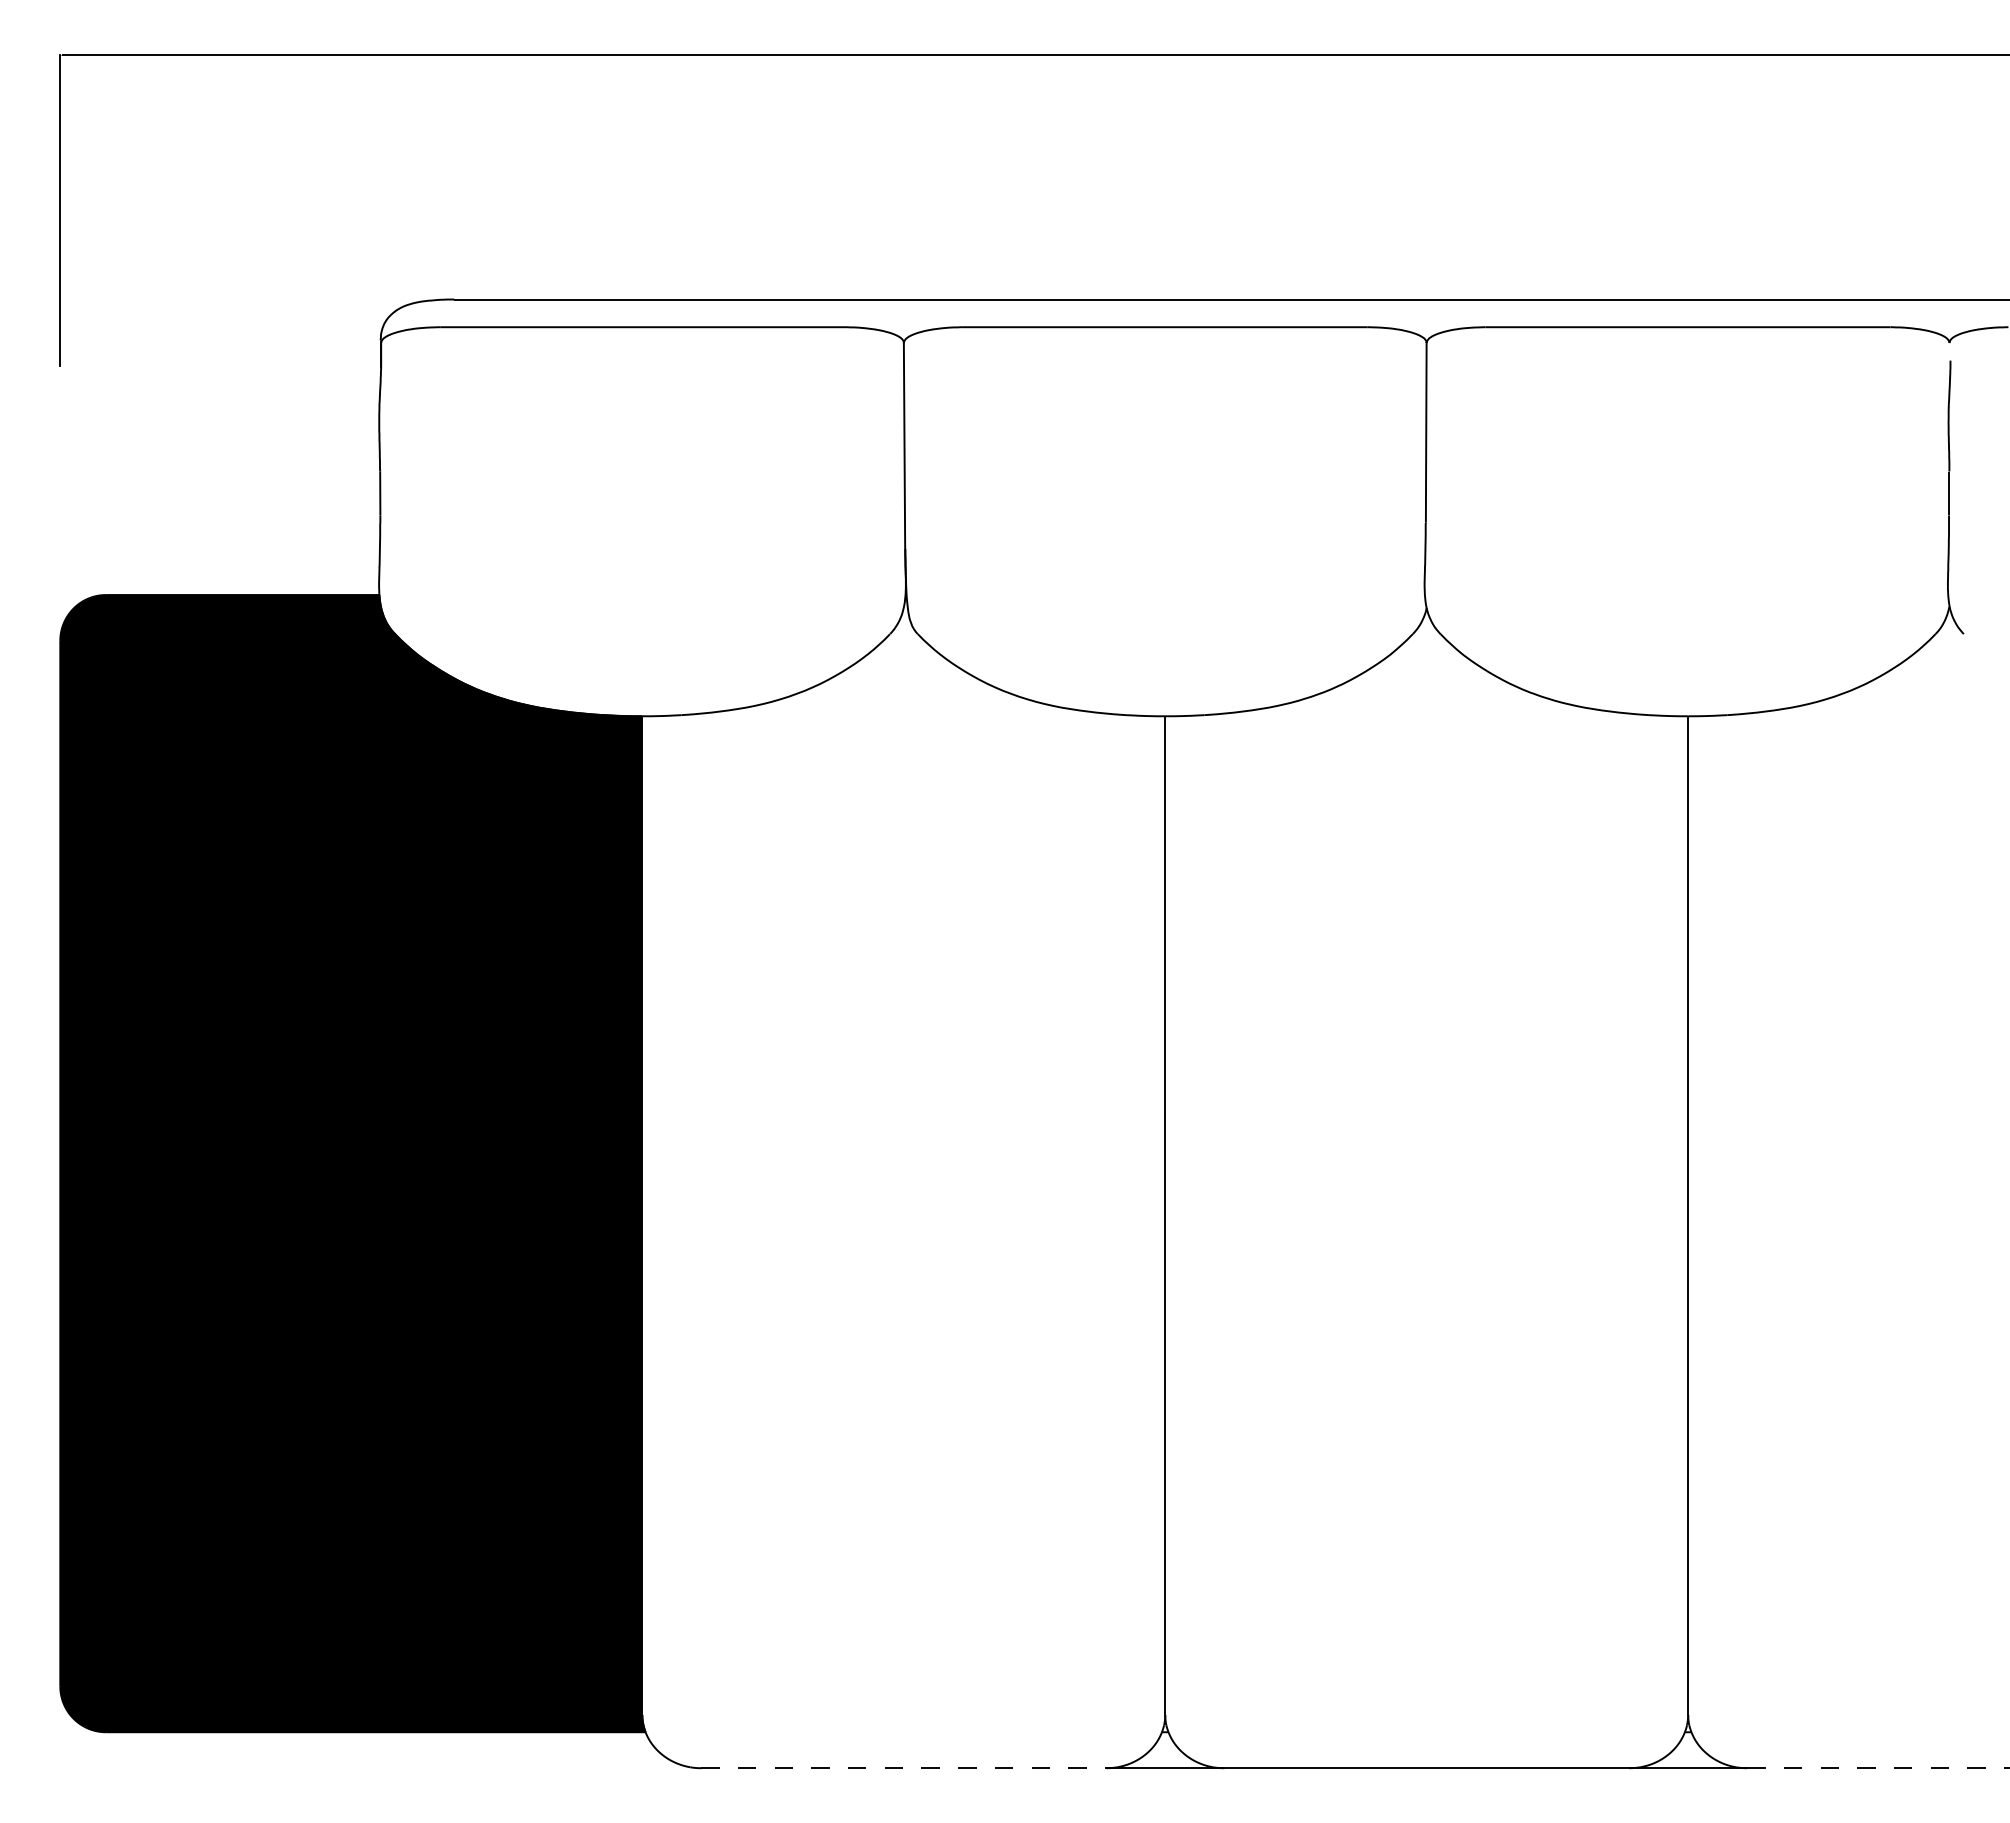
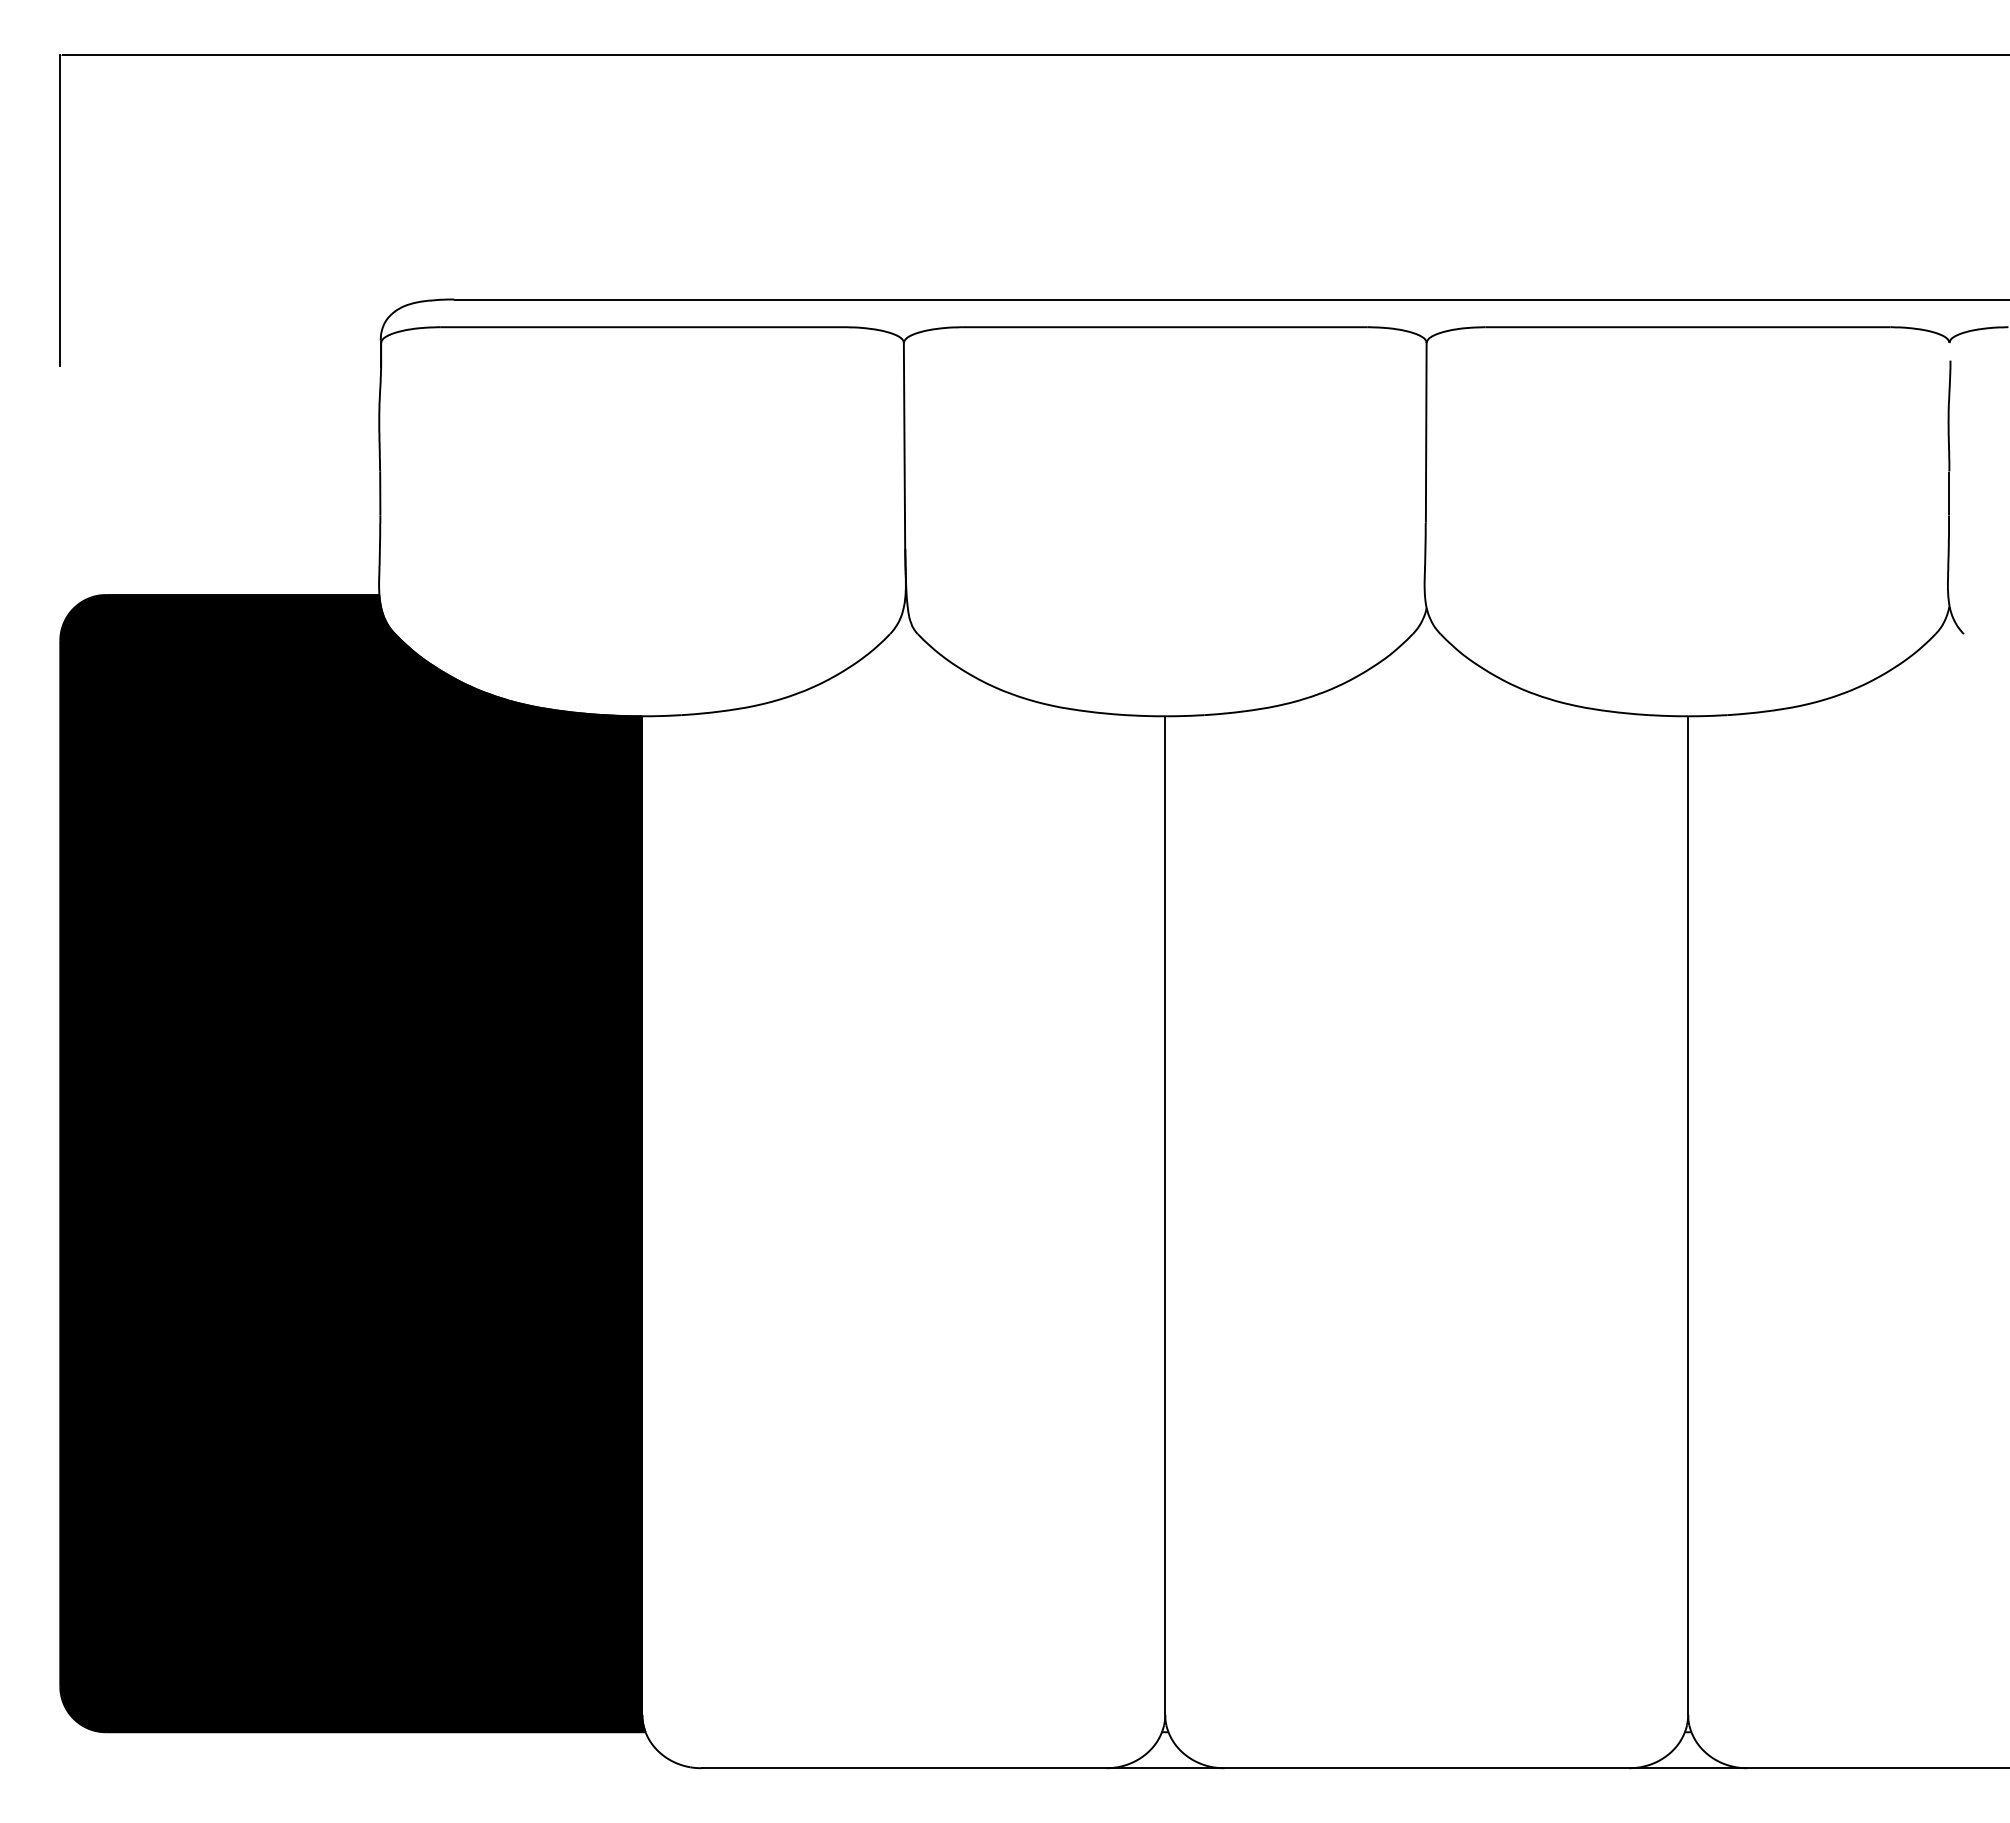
line: dashed -> solid (904, 1768)
line: dashed -> solid (1878, 1768)
